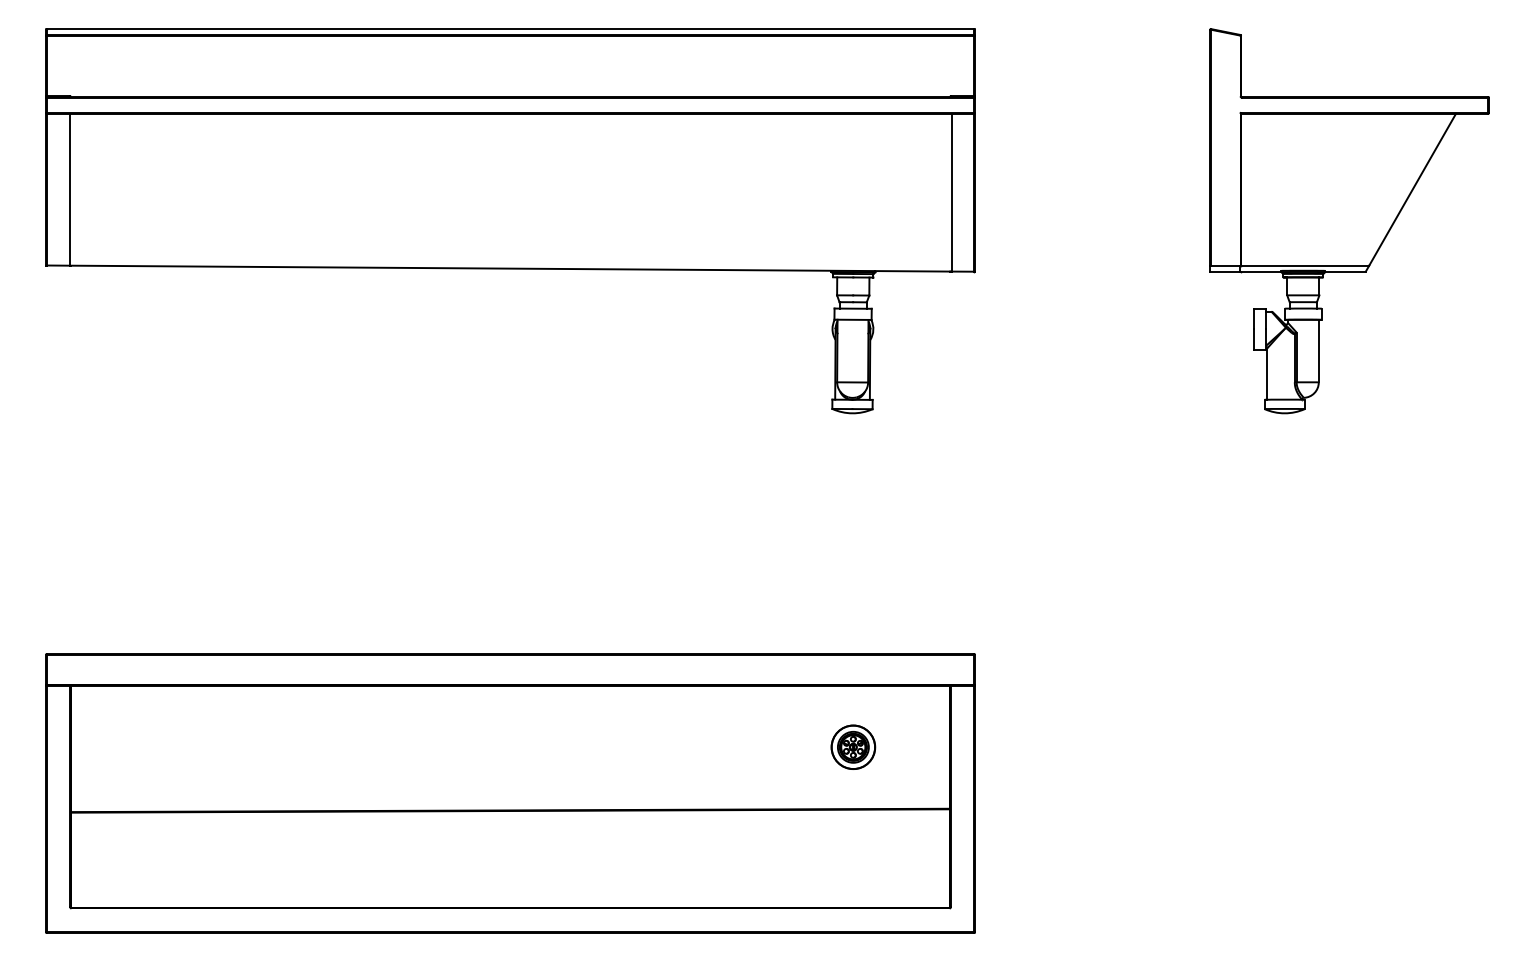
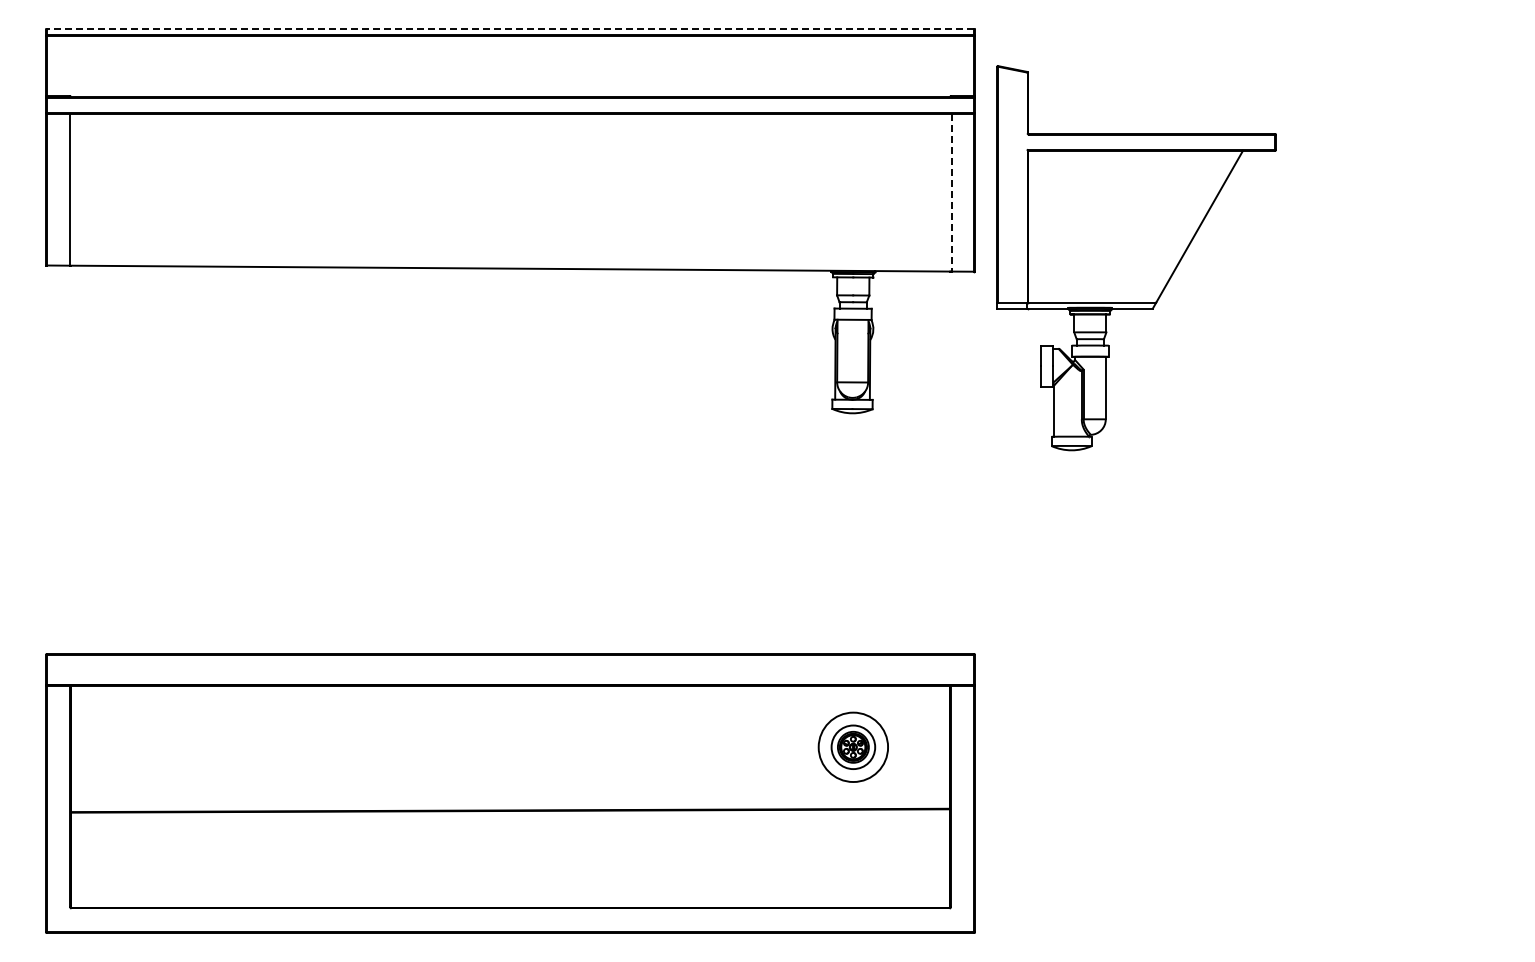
line: solid -> dashed (510, 29)
line: solid -> dashed (951, 192)
part position: (1349, 221) -> (1136, 258) (1136, 258)
circle diameter: 43 px -> 69 px (853, 747)
